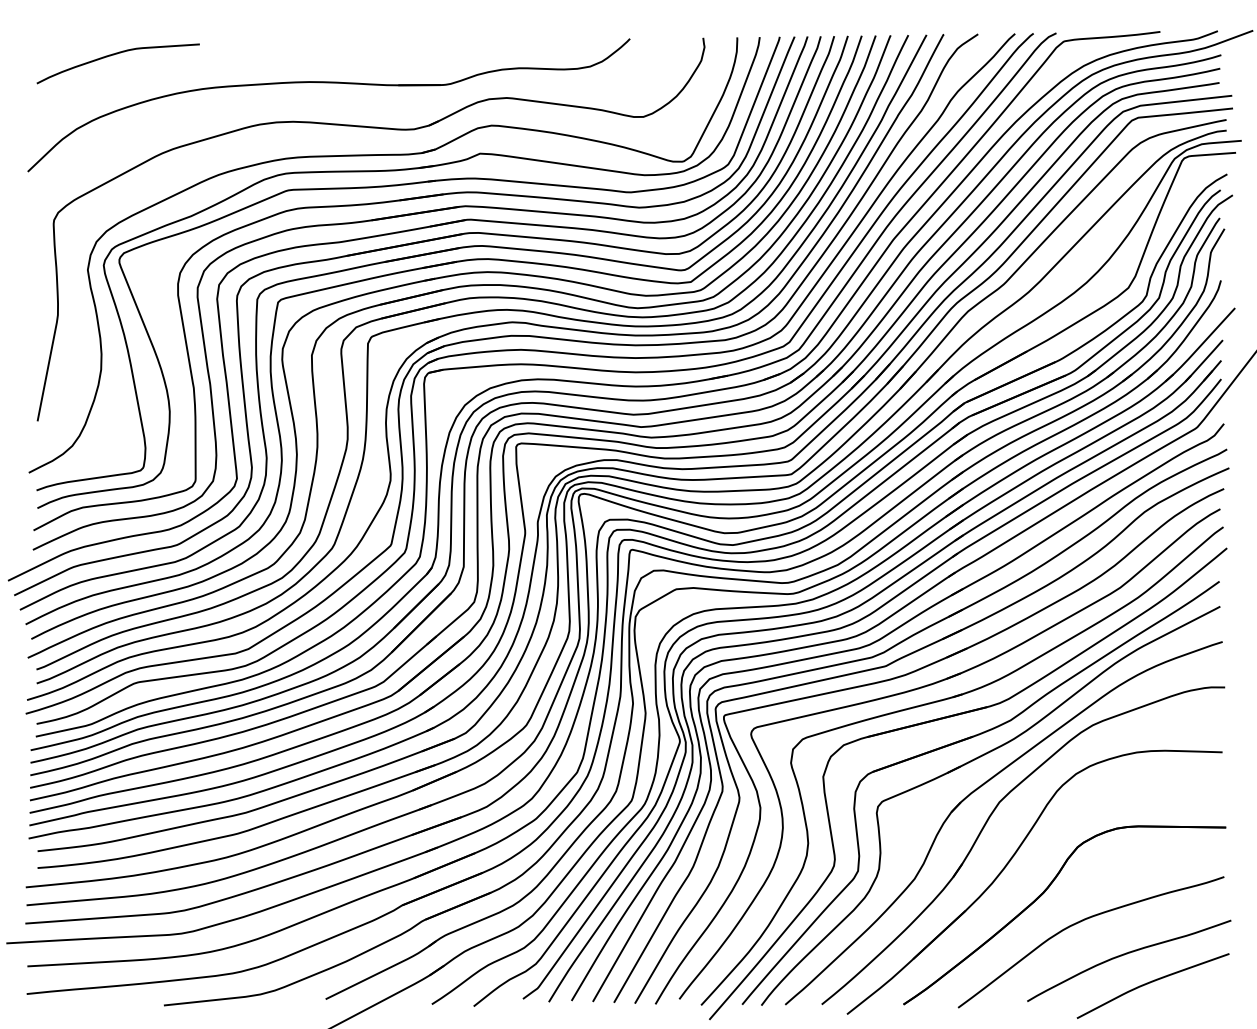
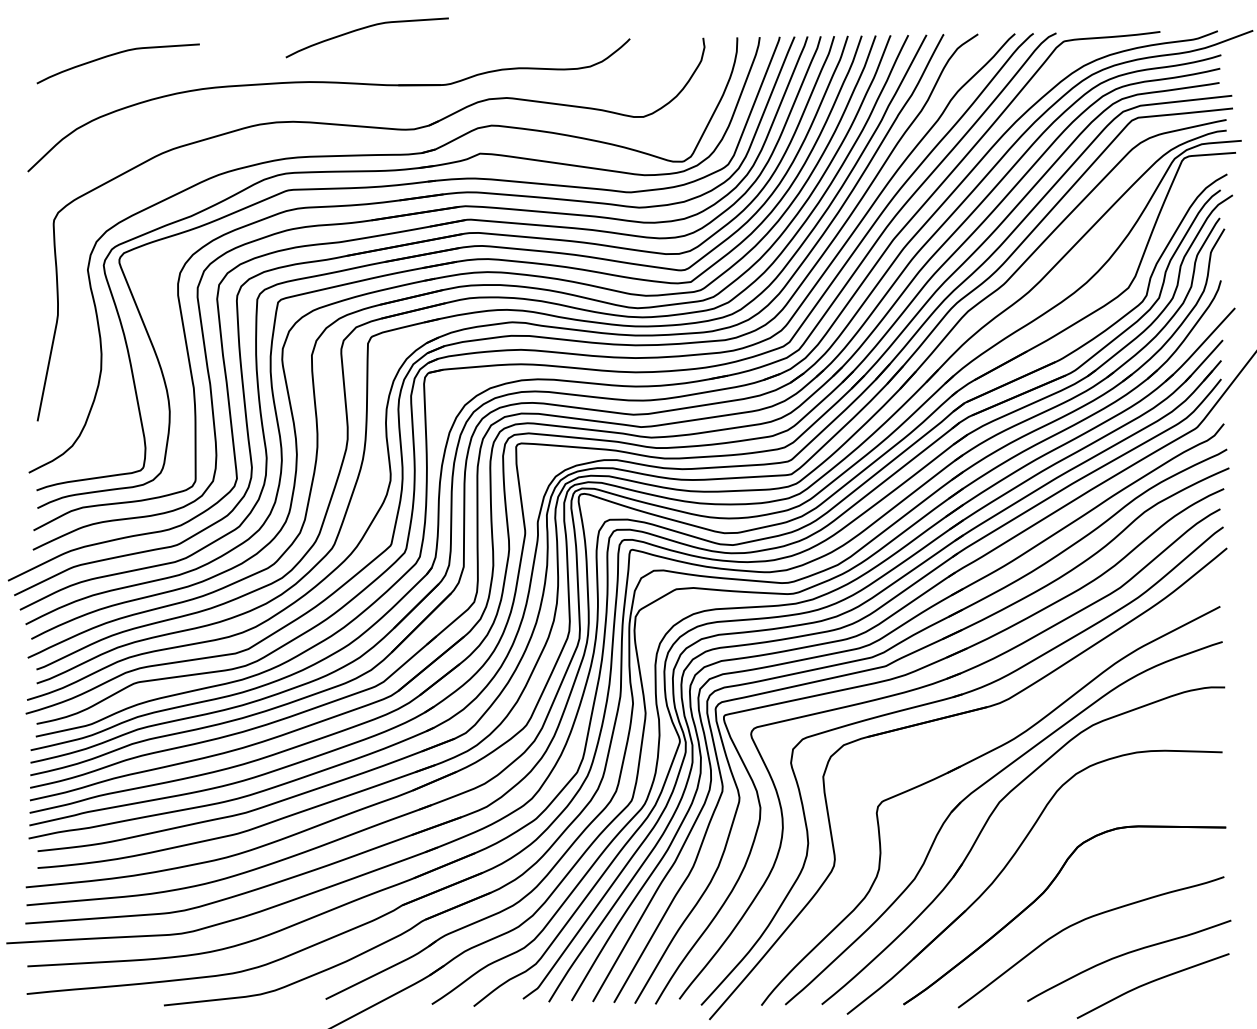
curve: none -> present (363, 29)
part: present -> none (963, 741)
